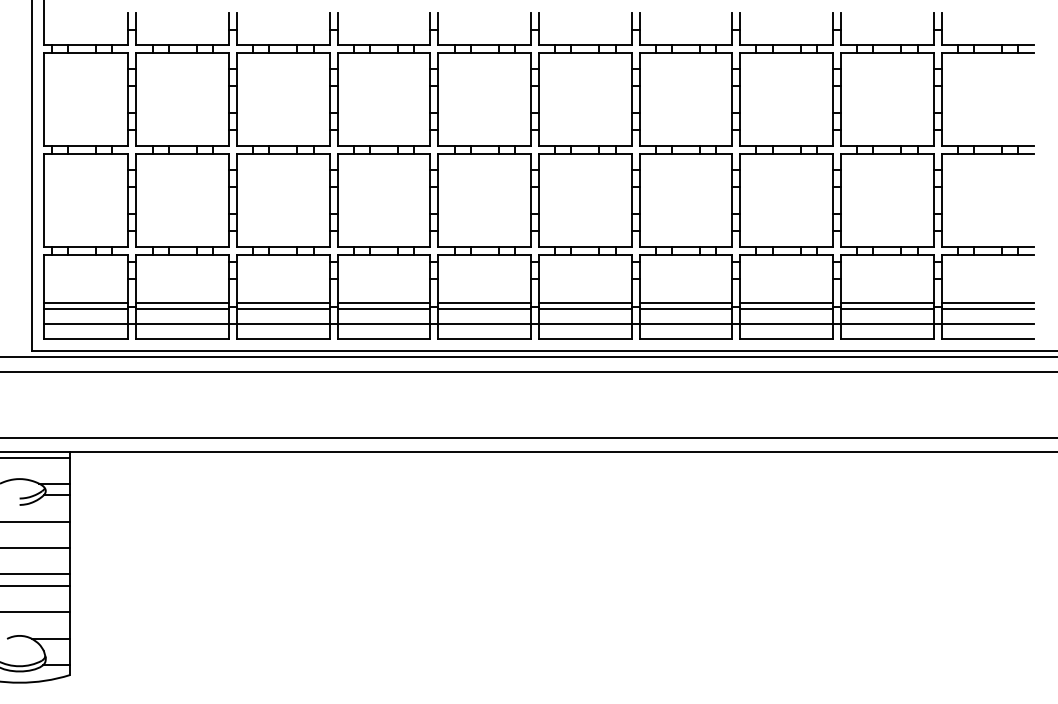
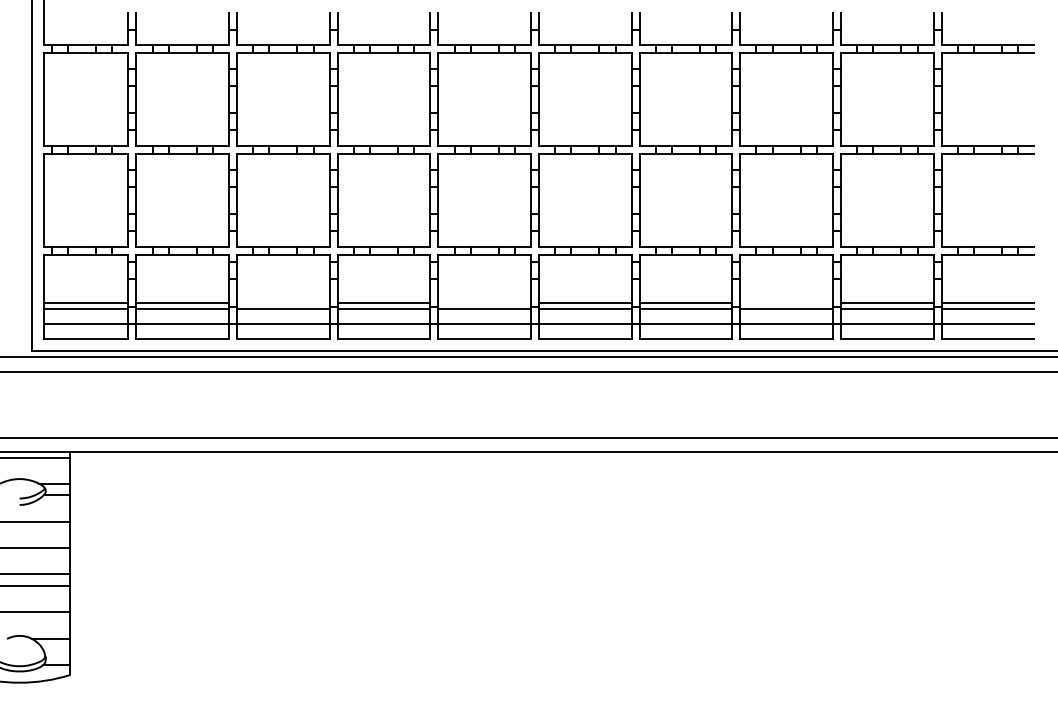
line: present -> none (283, 302)
line: present -> none (484, 302)
line: present -> none (786, 302)
